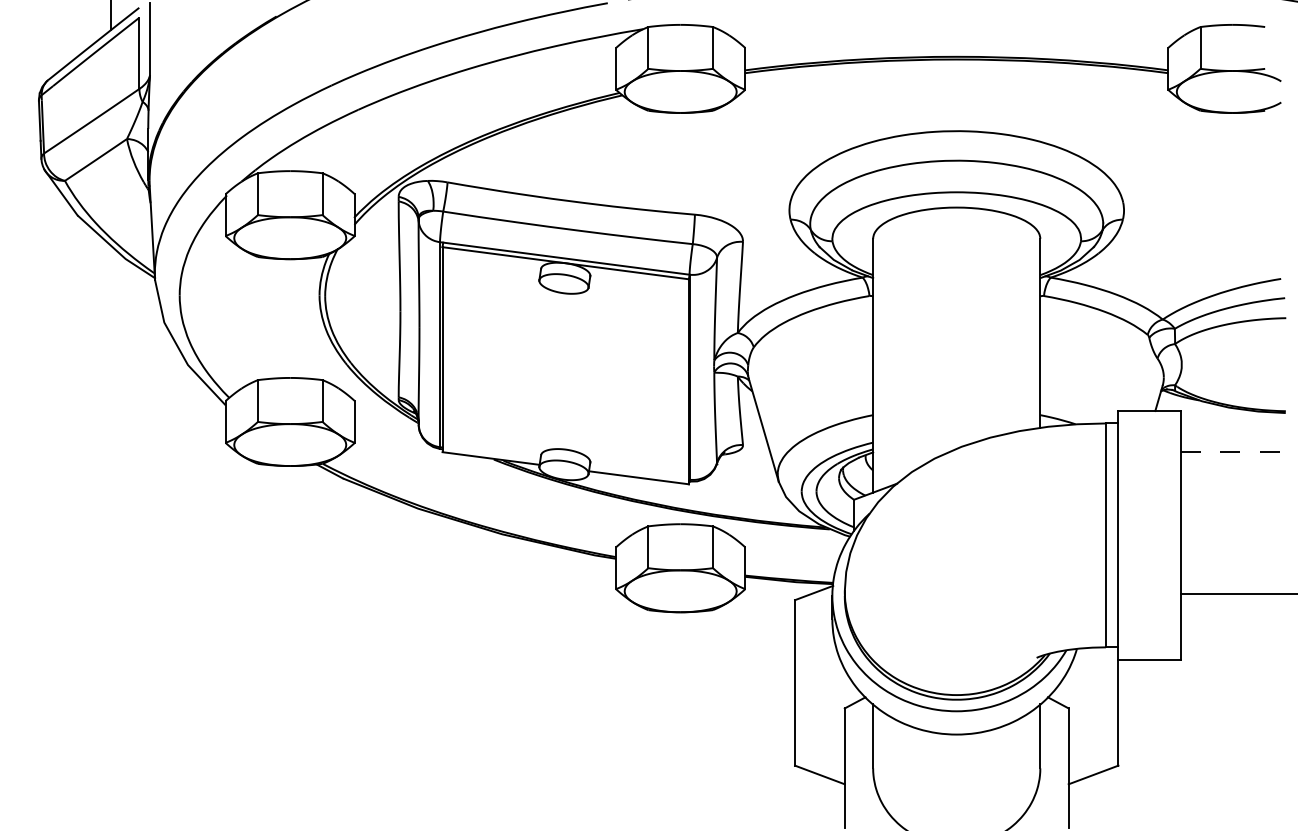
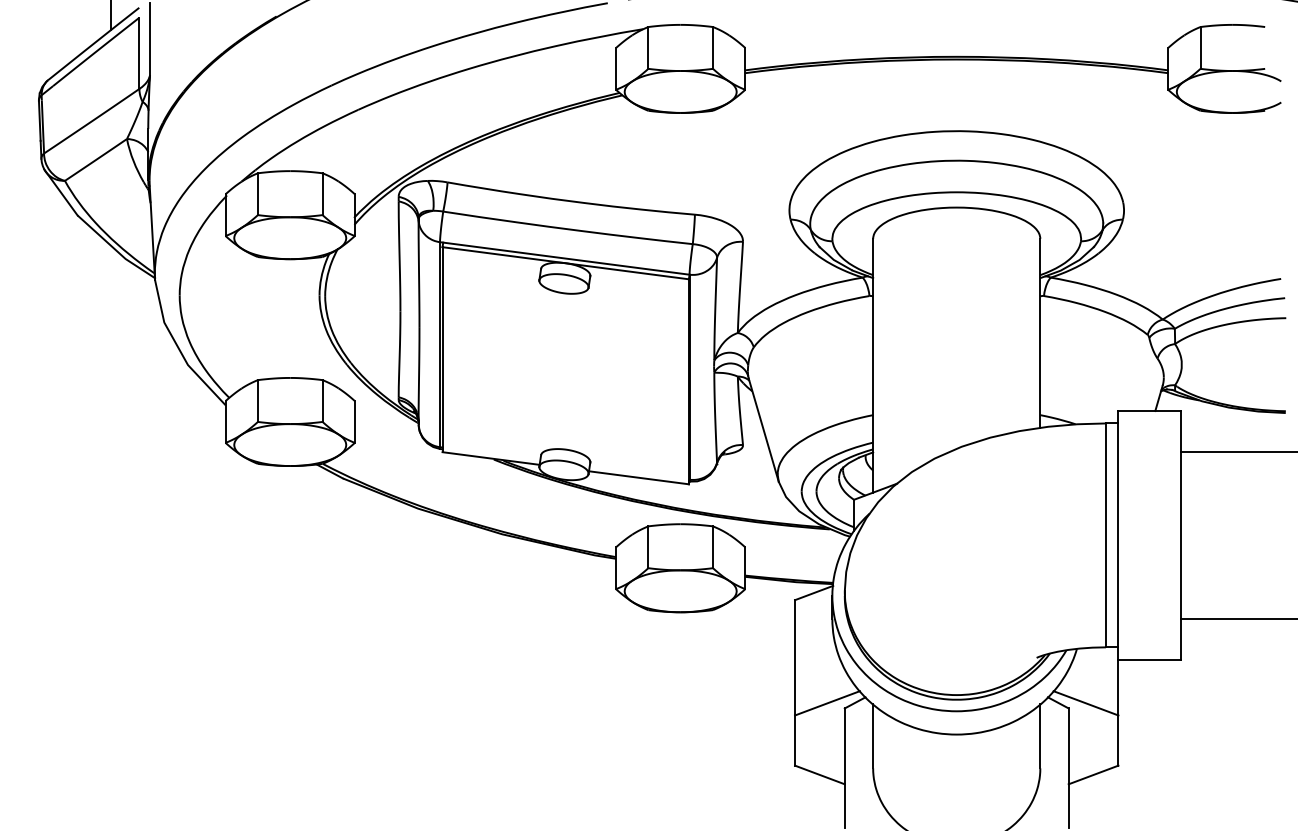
line: dashed -> solid (1238, 451)
line position: (1237, 593) -> (1237, 618) (1237, 618)
line: none -> present (827, 703)
line: none -> present (1085, 703)
